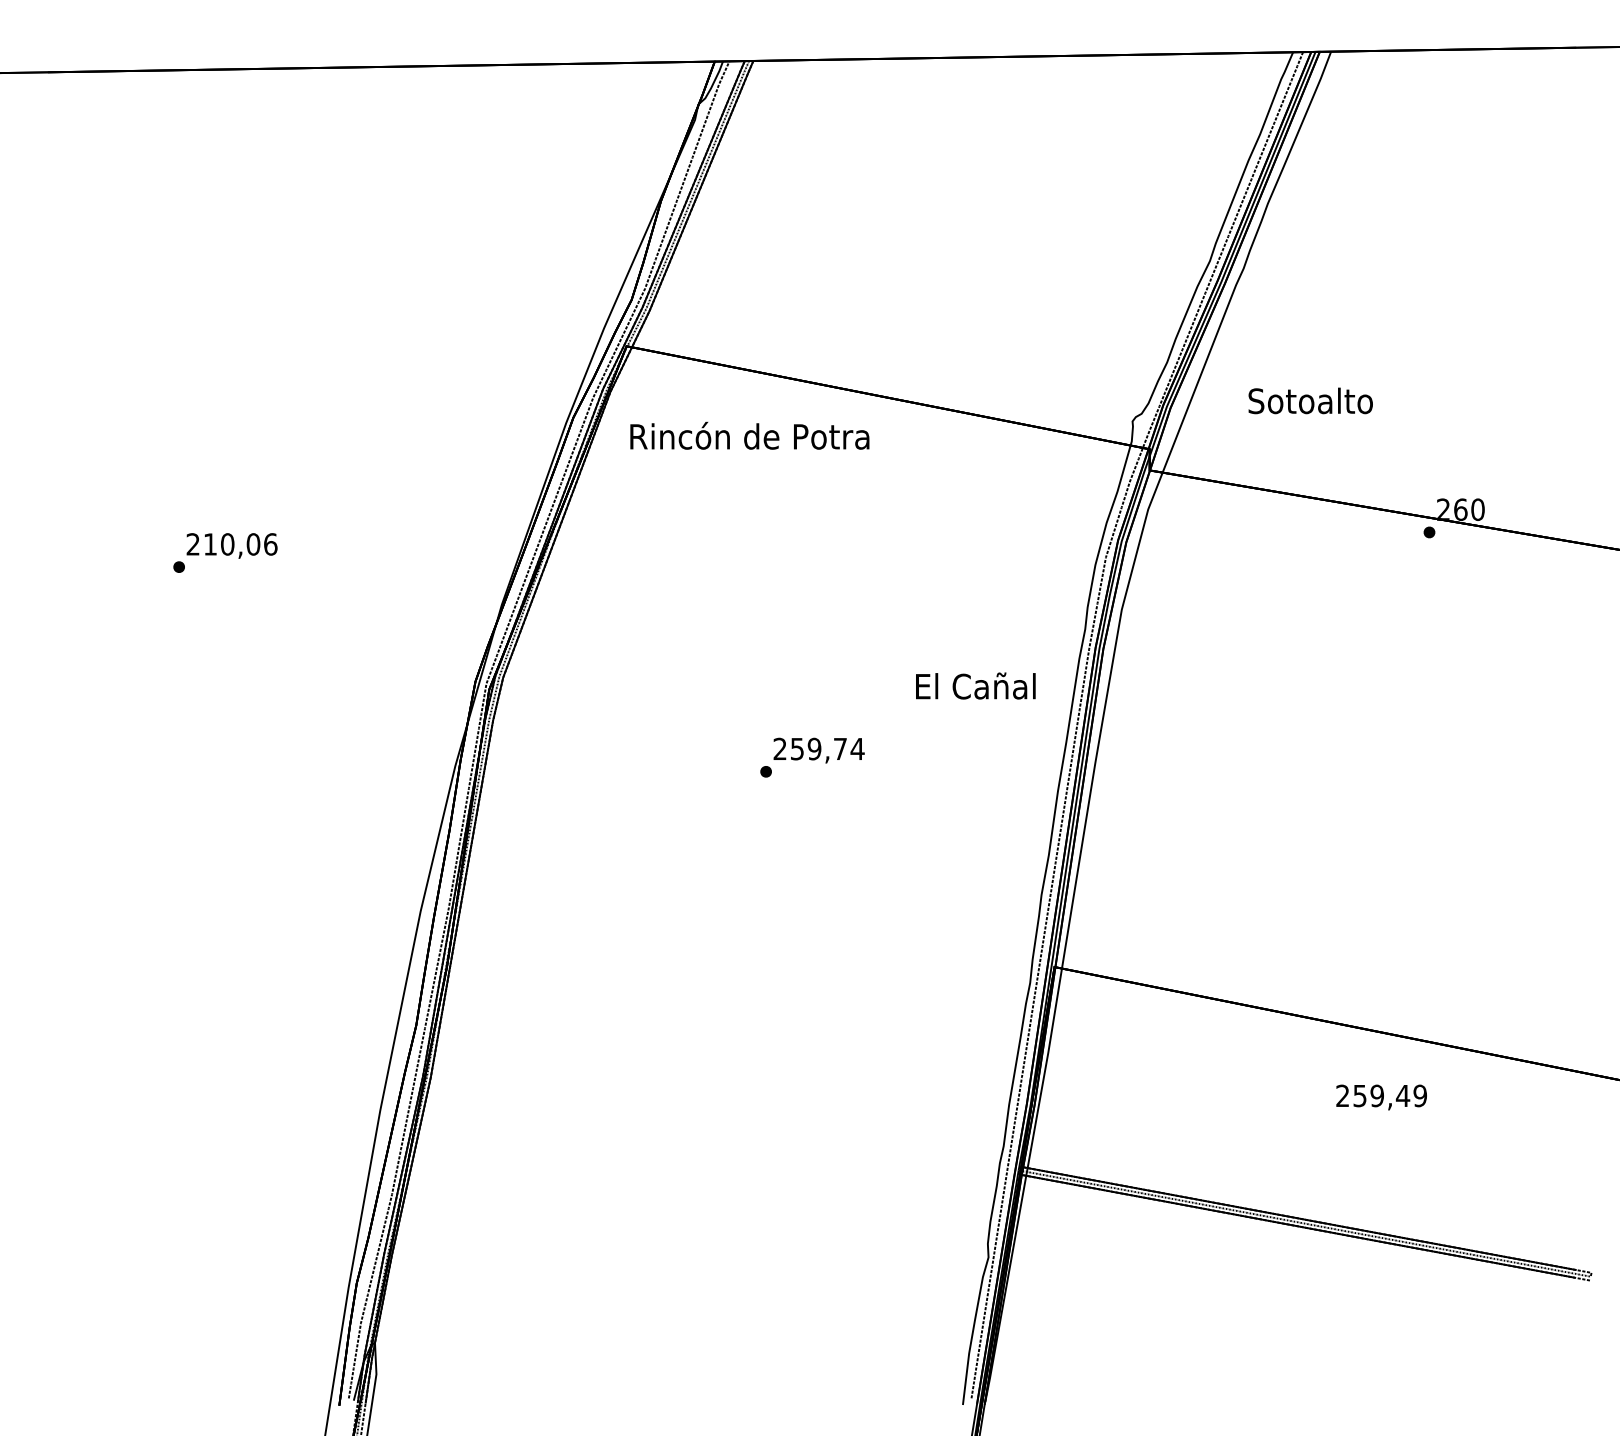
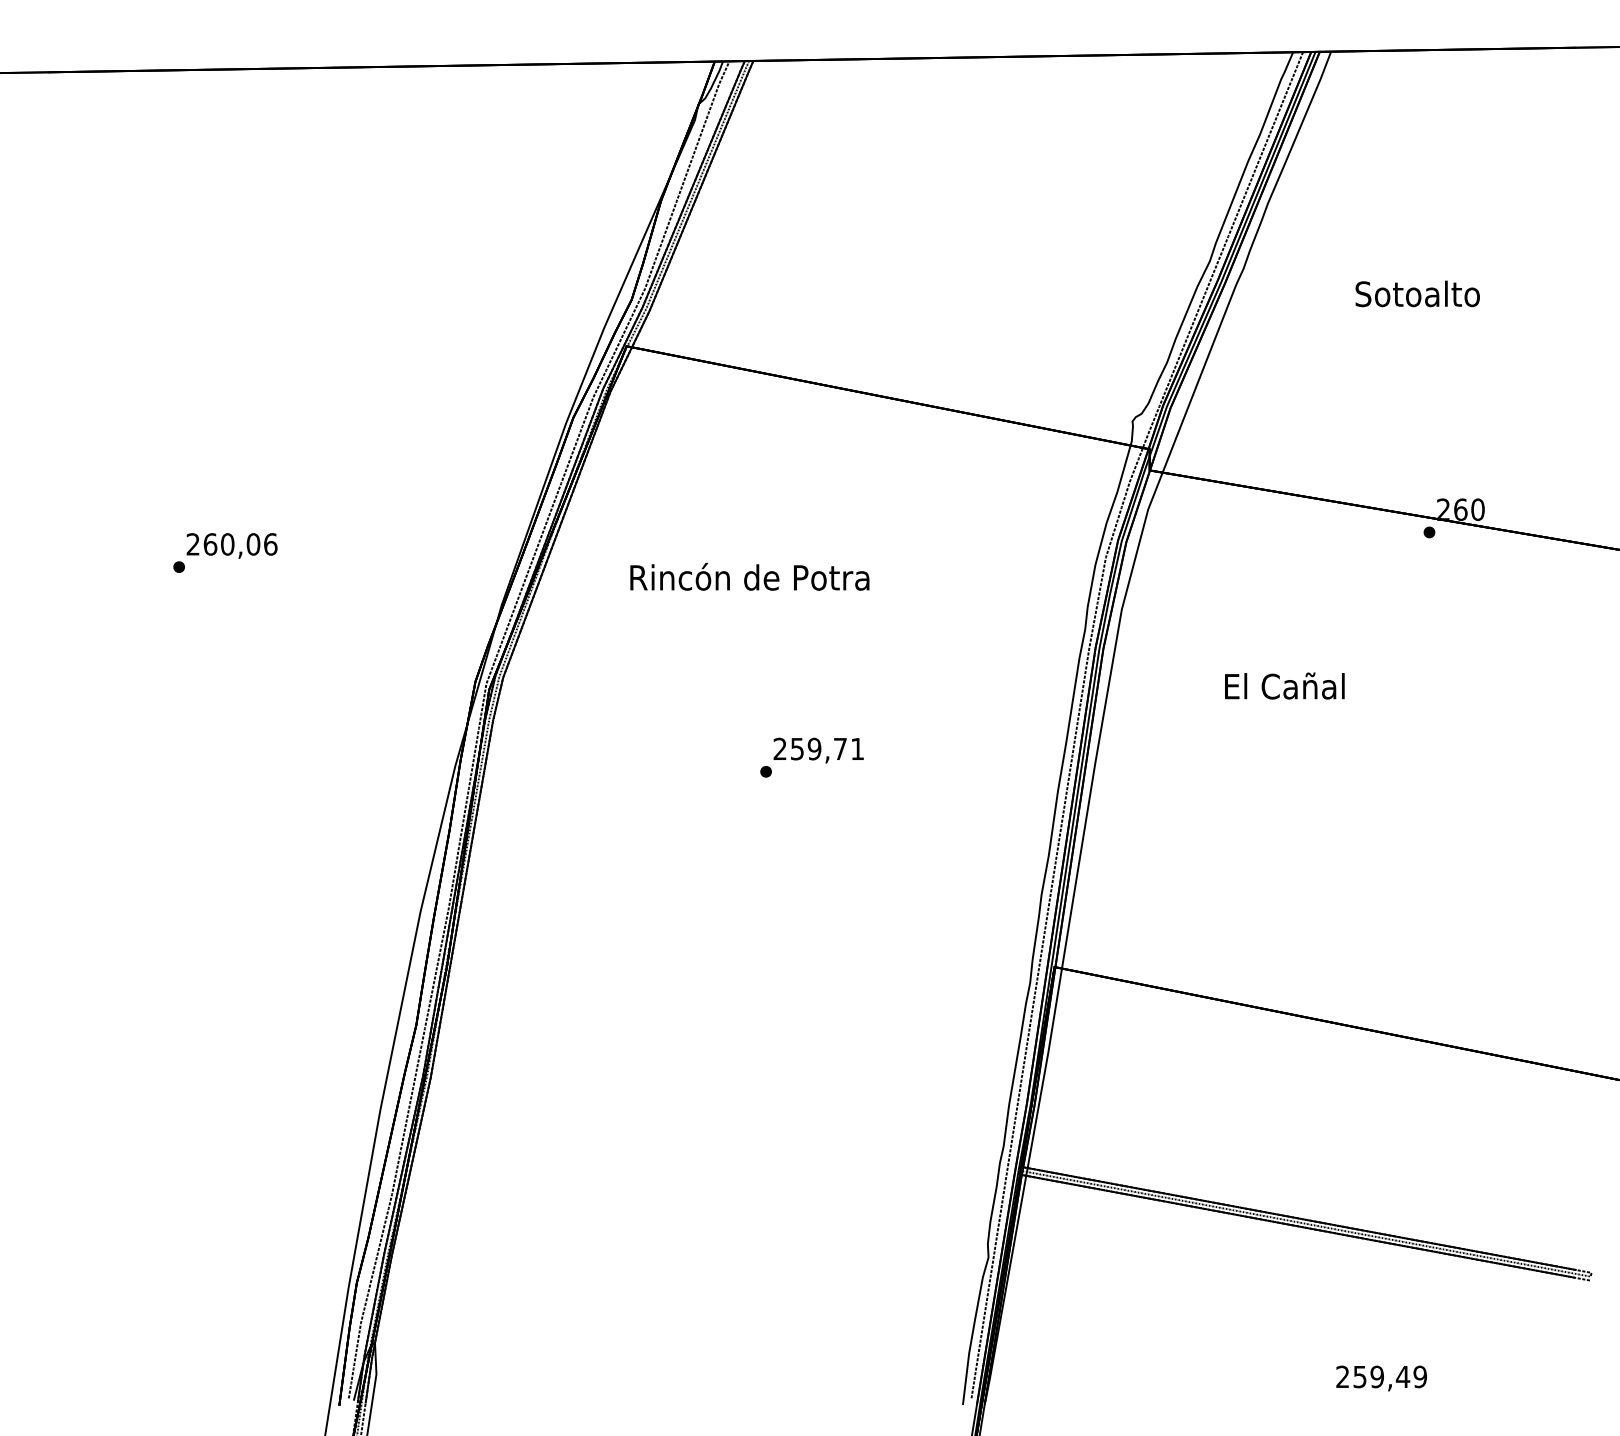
text position: (1310, 400) -> (1417, 293) (1417, 293)
text position: (749, 435) -> (749, 576) (749, 576)
text: 210,06 -> 260,06 (210, 544)
text position: (975, 685) -> (1284, 685) (1284, 685)
text: 259,74 -> 259,71 (857, 748)
text position: (1381, 1097) -> (1381, 1378) (1381, 1378)
